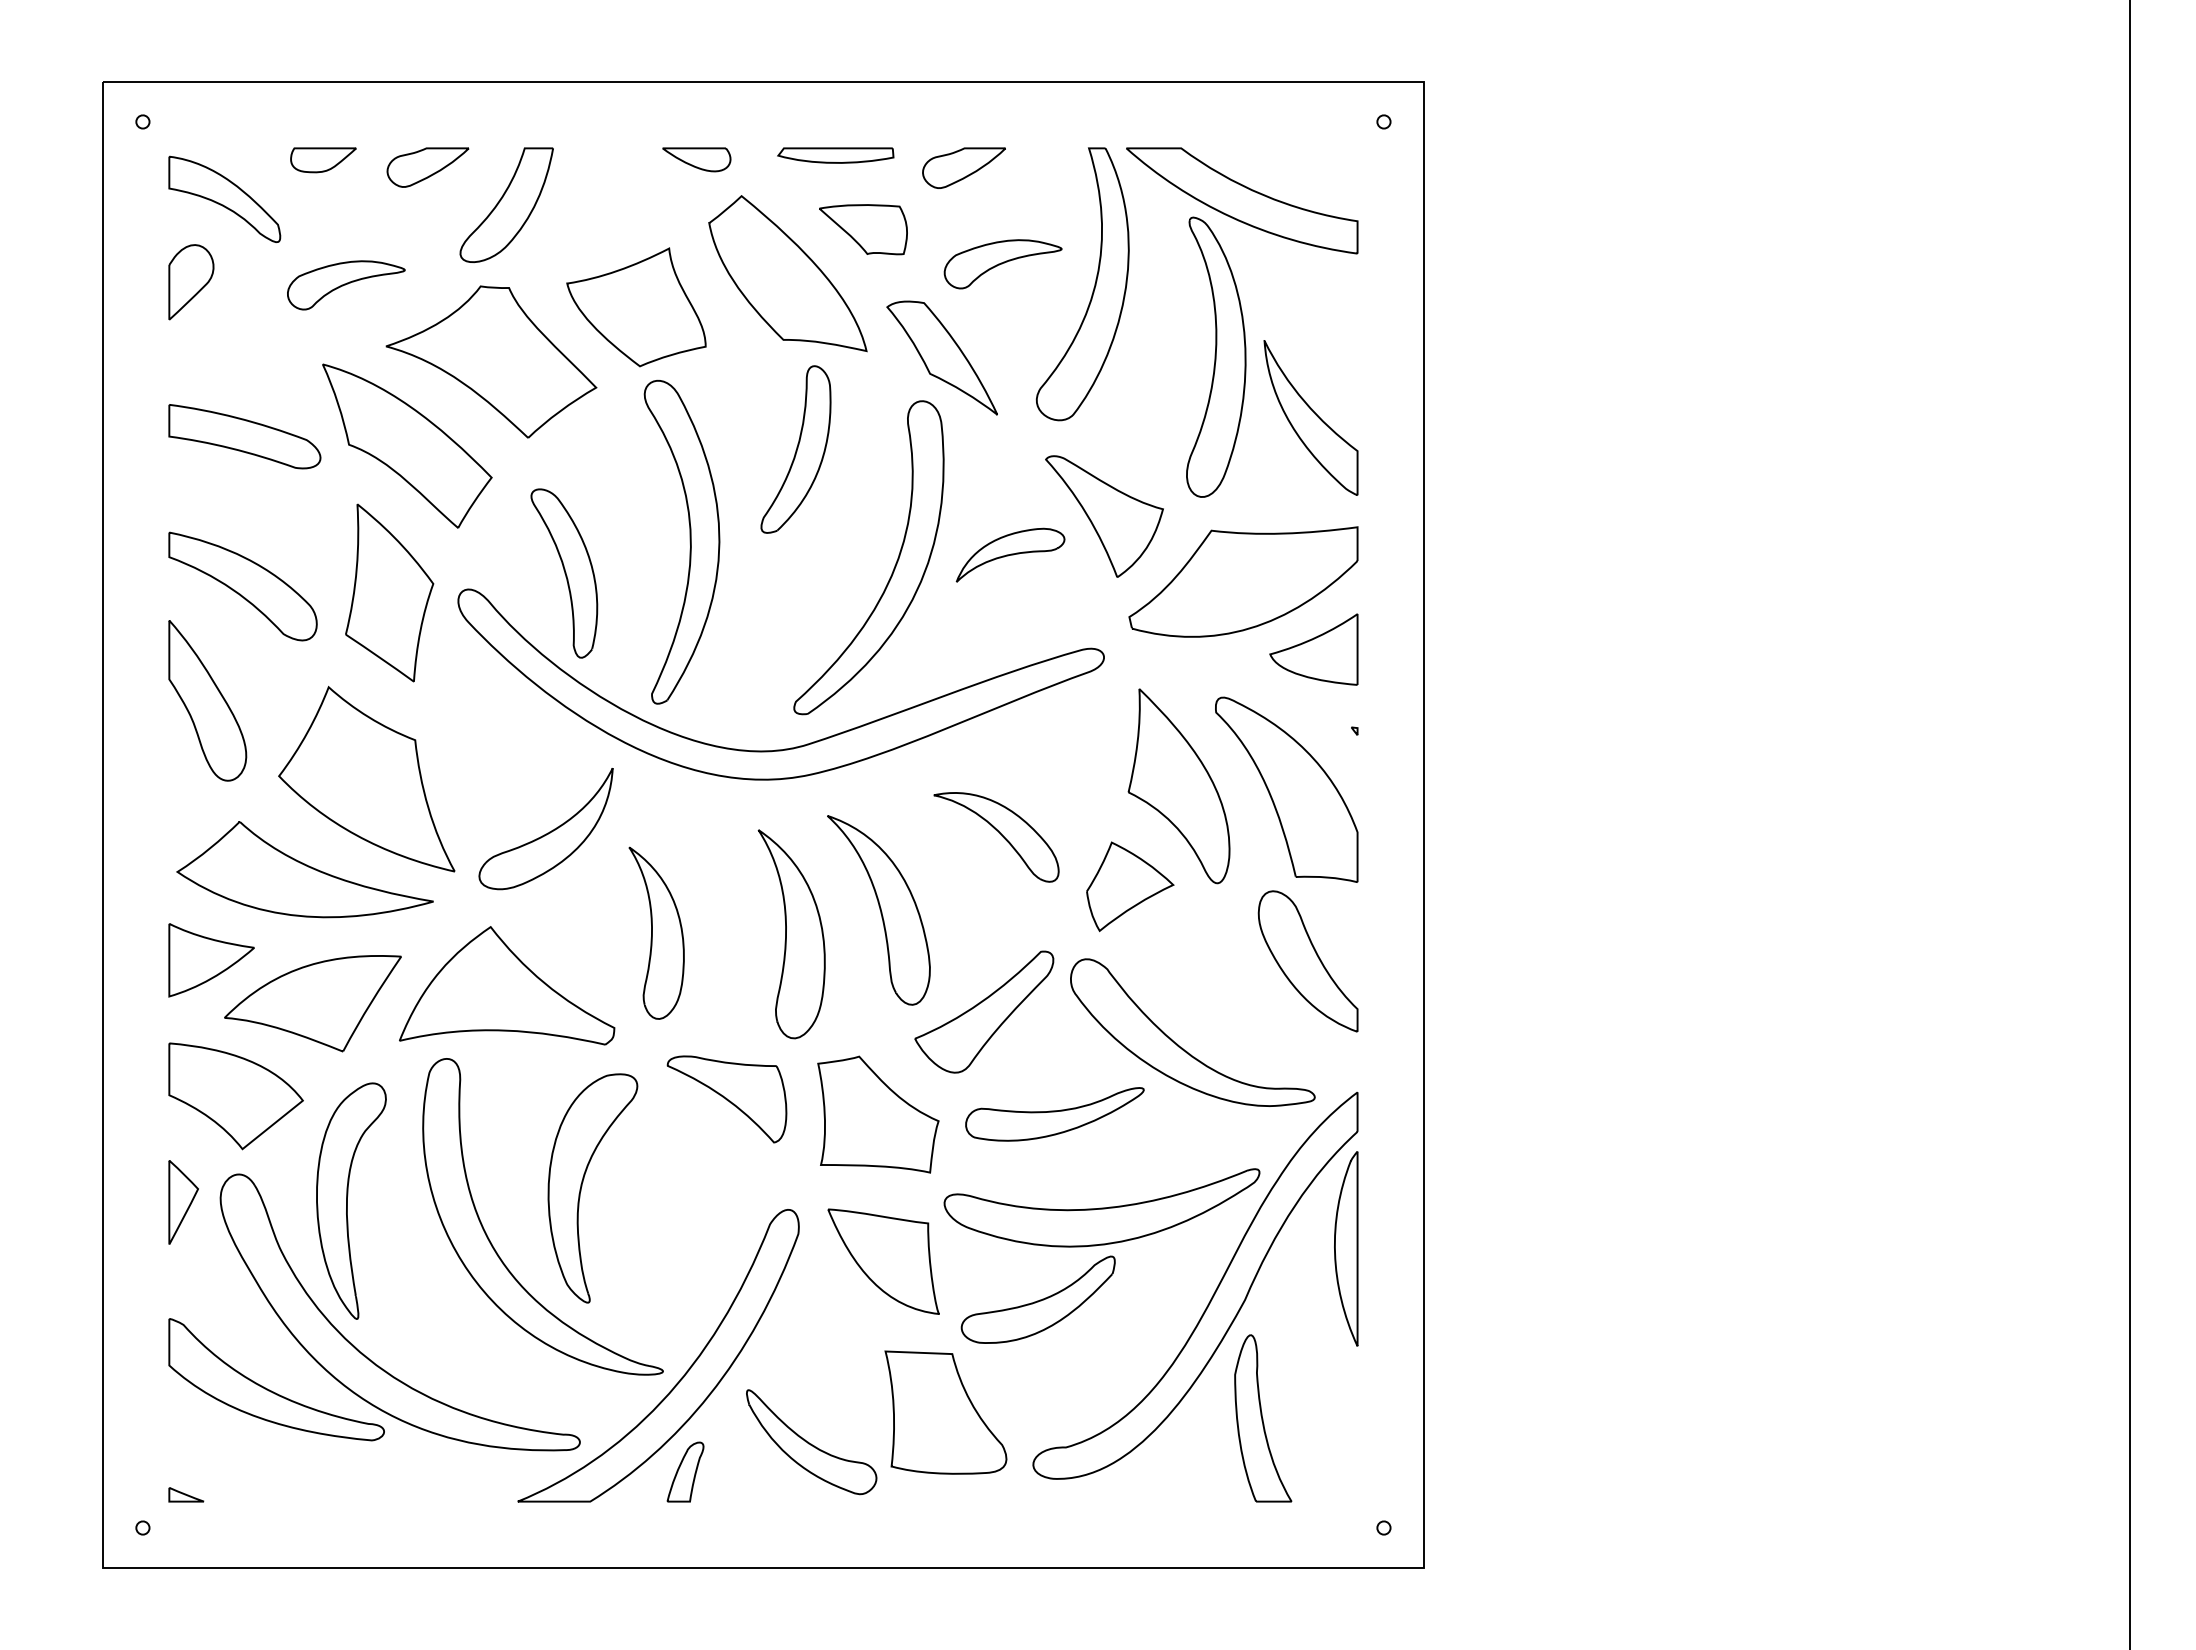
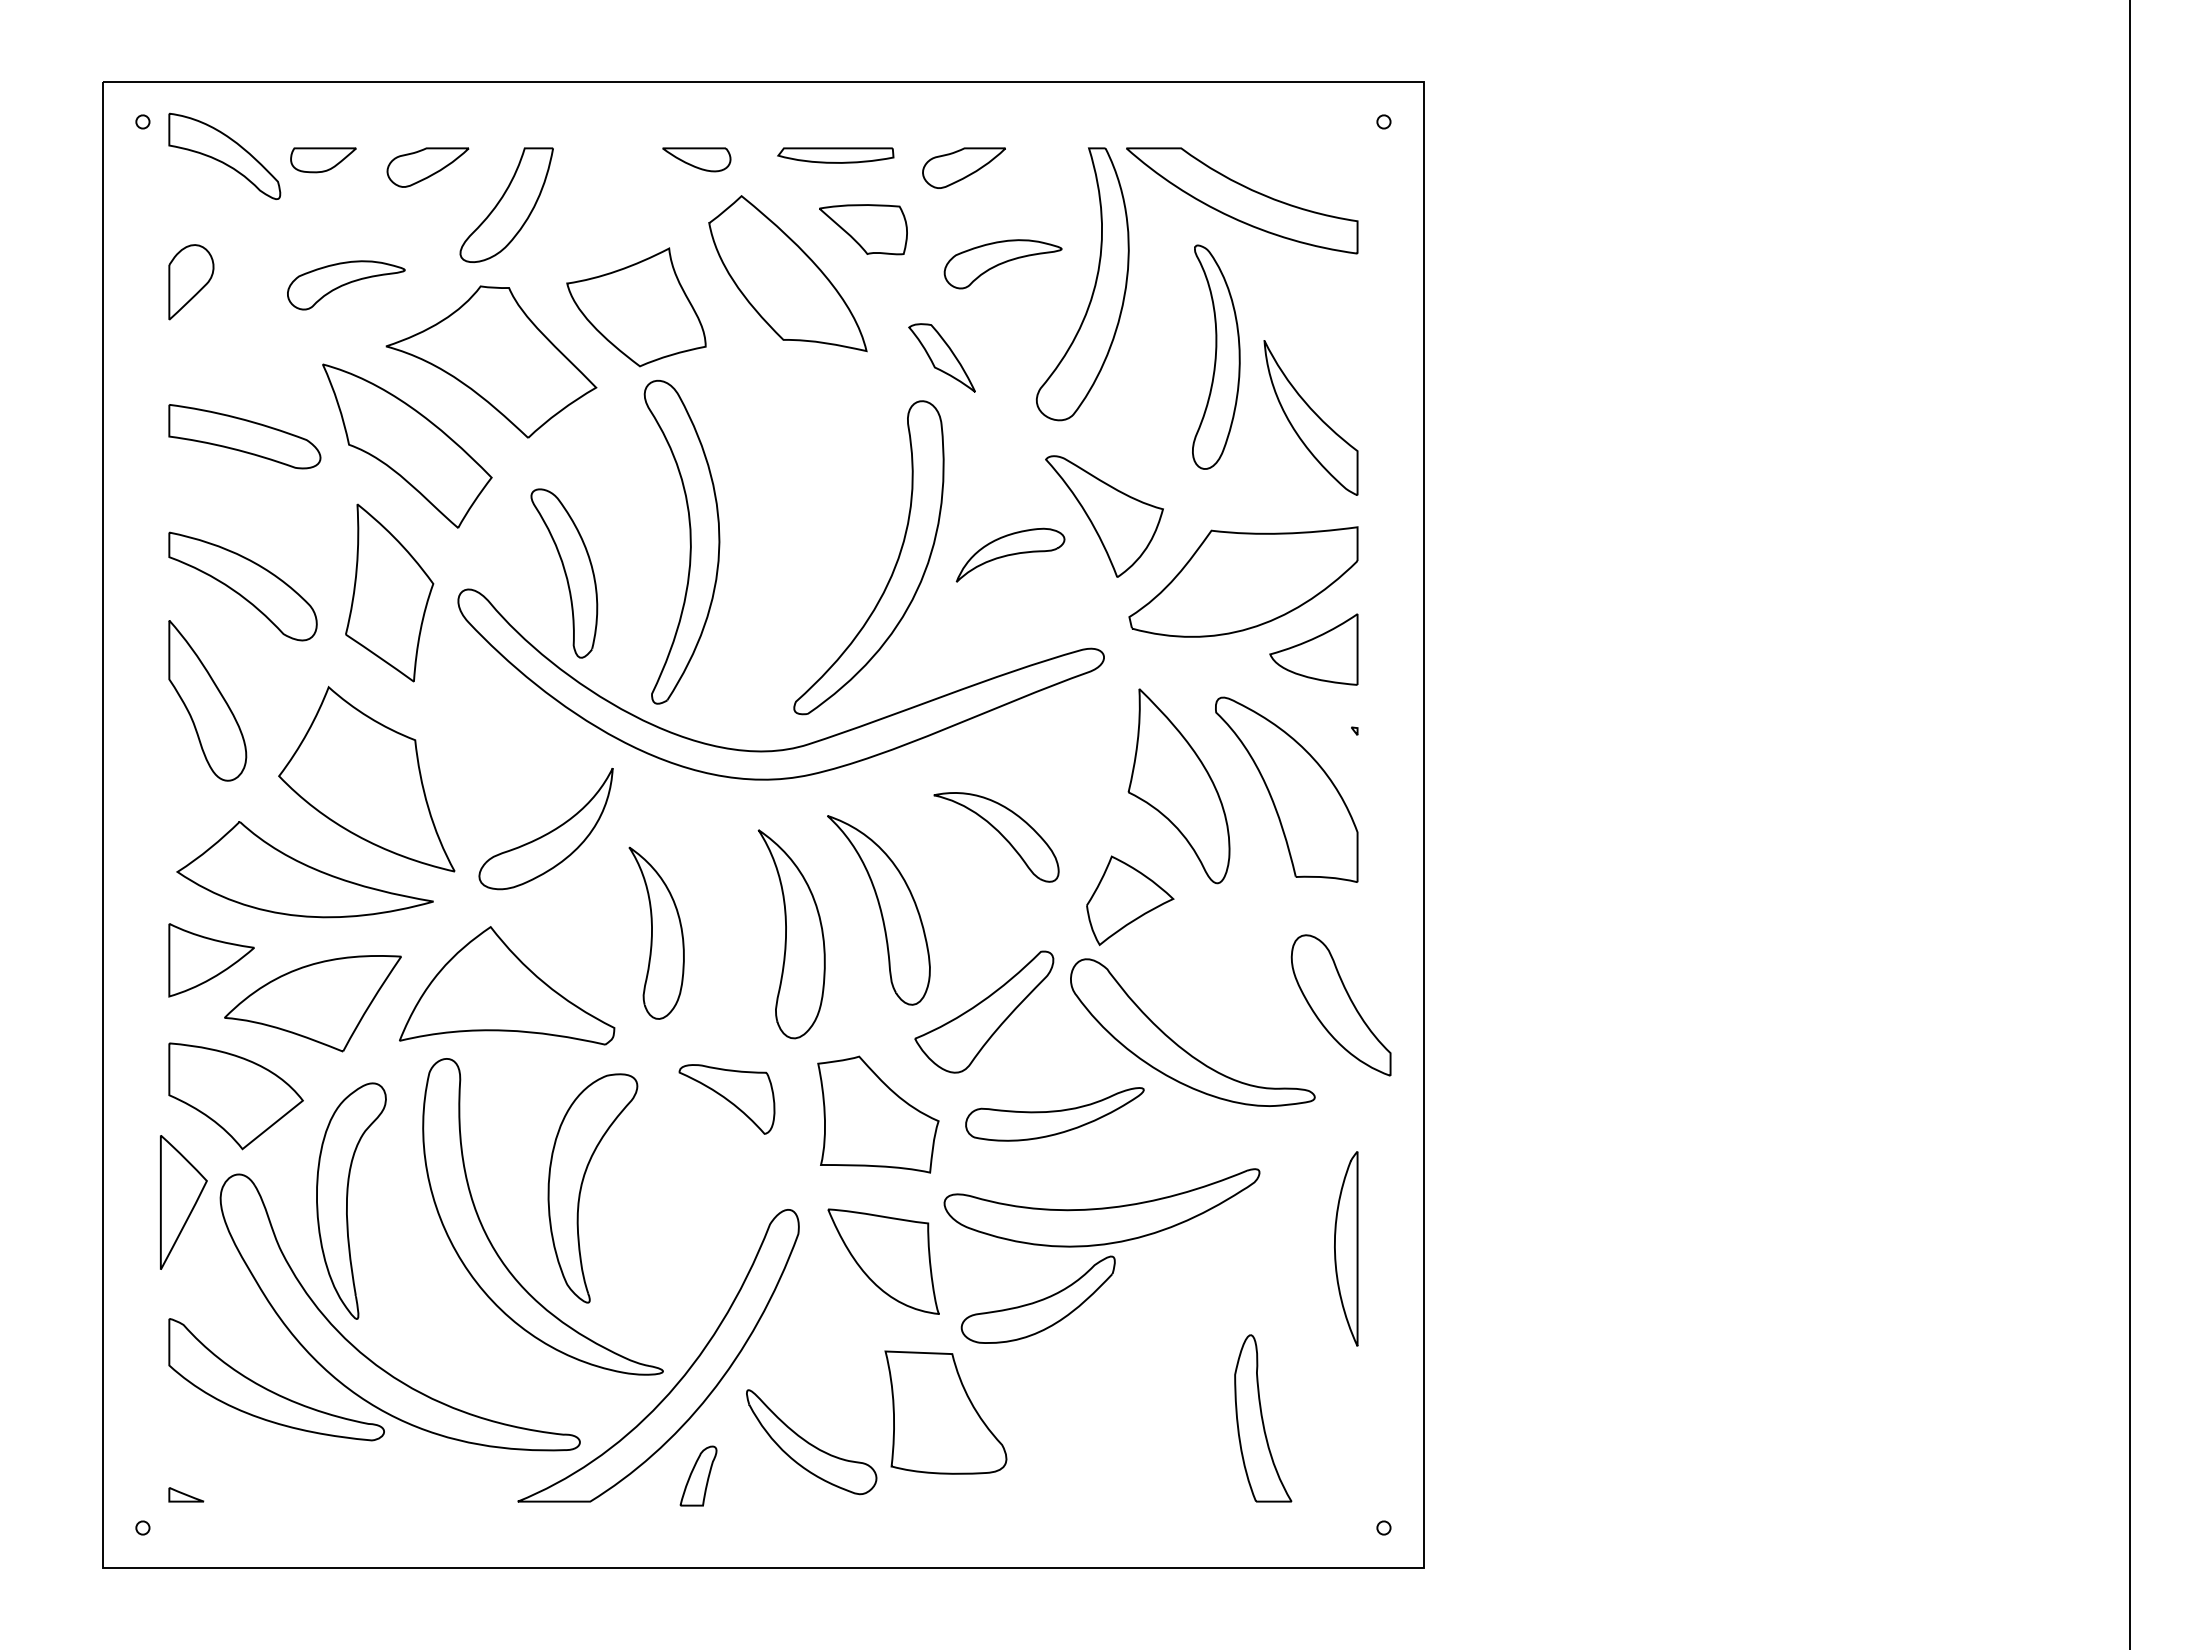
part position: (224, 198) -> (224, 155) (224, 155)
part size: 61x282 px -> 49x226 px (1216, 356)
part size: 112x116 px -> 68x70 px (941, 357)
part: present -> none (795, 449)
part position: (1130, 886) -> (1130, 900) (1130, 900)
part position: (1307, 961) -> (1340, 1005) (1340, 1005)
part size: 122x89 px -> 98x71 px (726, 1099)
part size: 31x85 px -> 48x135 px (183, 1202)
part: present -> none (1213, 1293)
part position: (685, 1471) -> (698, 1475) (698, 1475)
